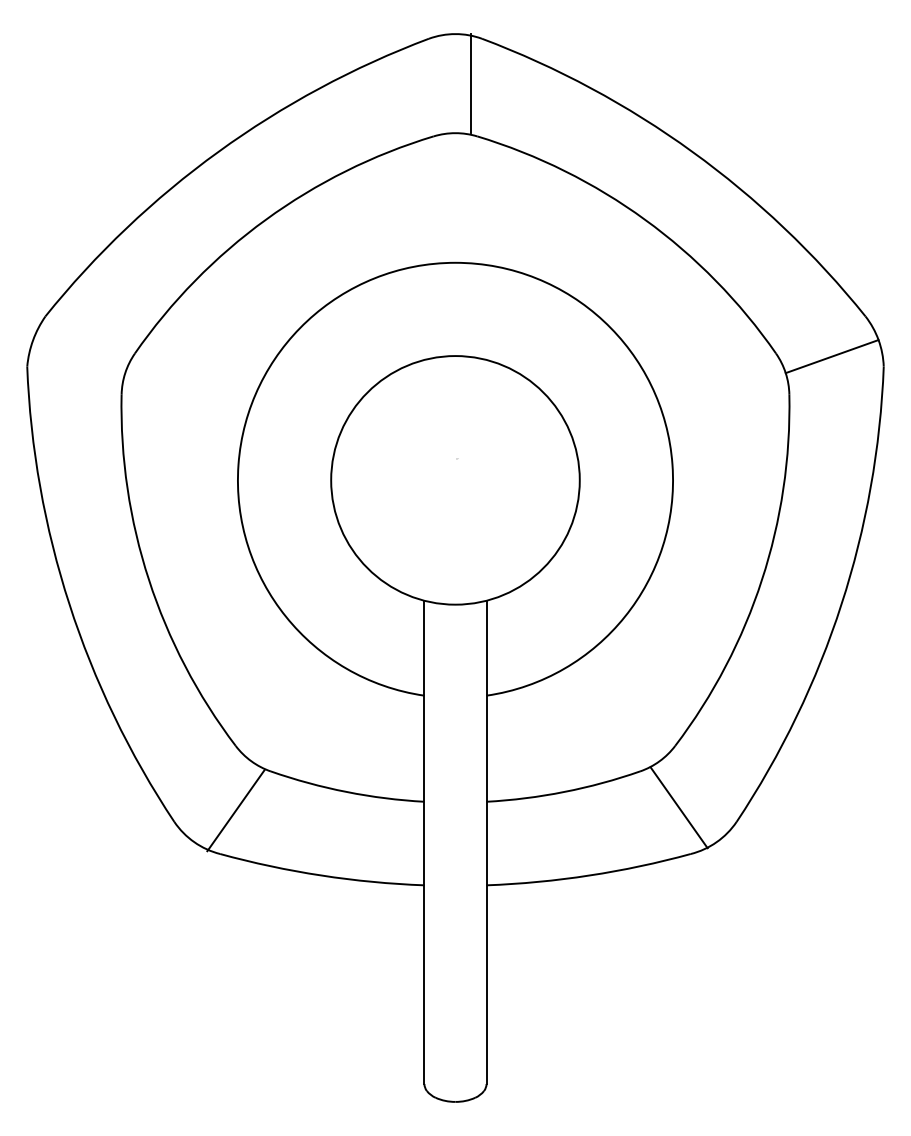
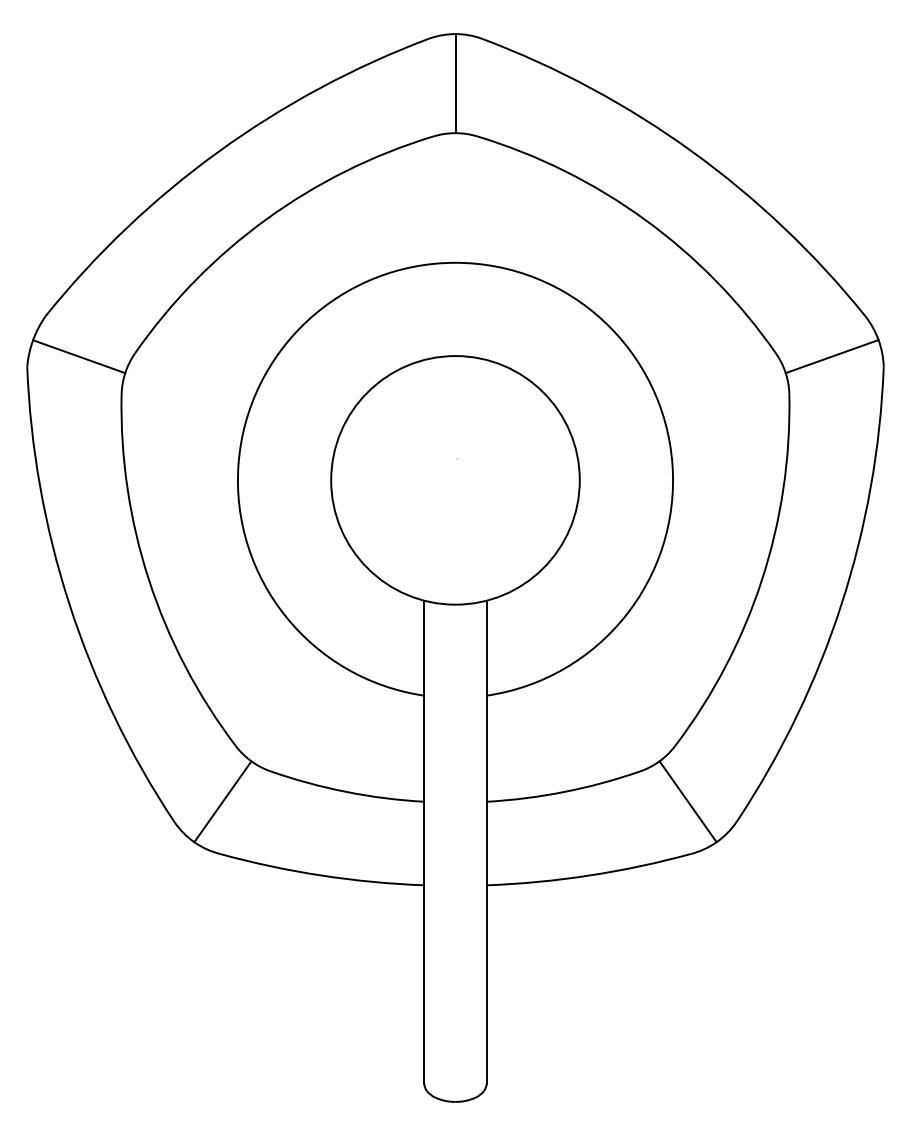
line position: (470, 83) -> (455, 83) (455, 83)
line: none -> present (79, 356)
line position: (678, 807) -> (687, 801) (687, 801)
line position: (235, 810) -> (222, 801) (222, 801)
